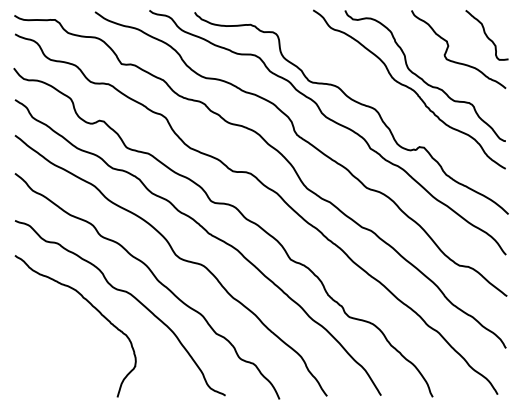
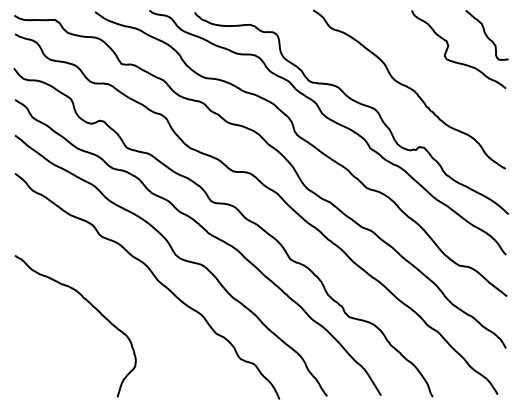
curve: present -> none (421, 77)
curve: present -> none (128, 294)
